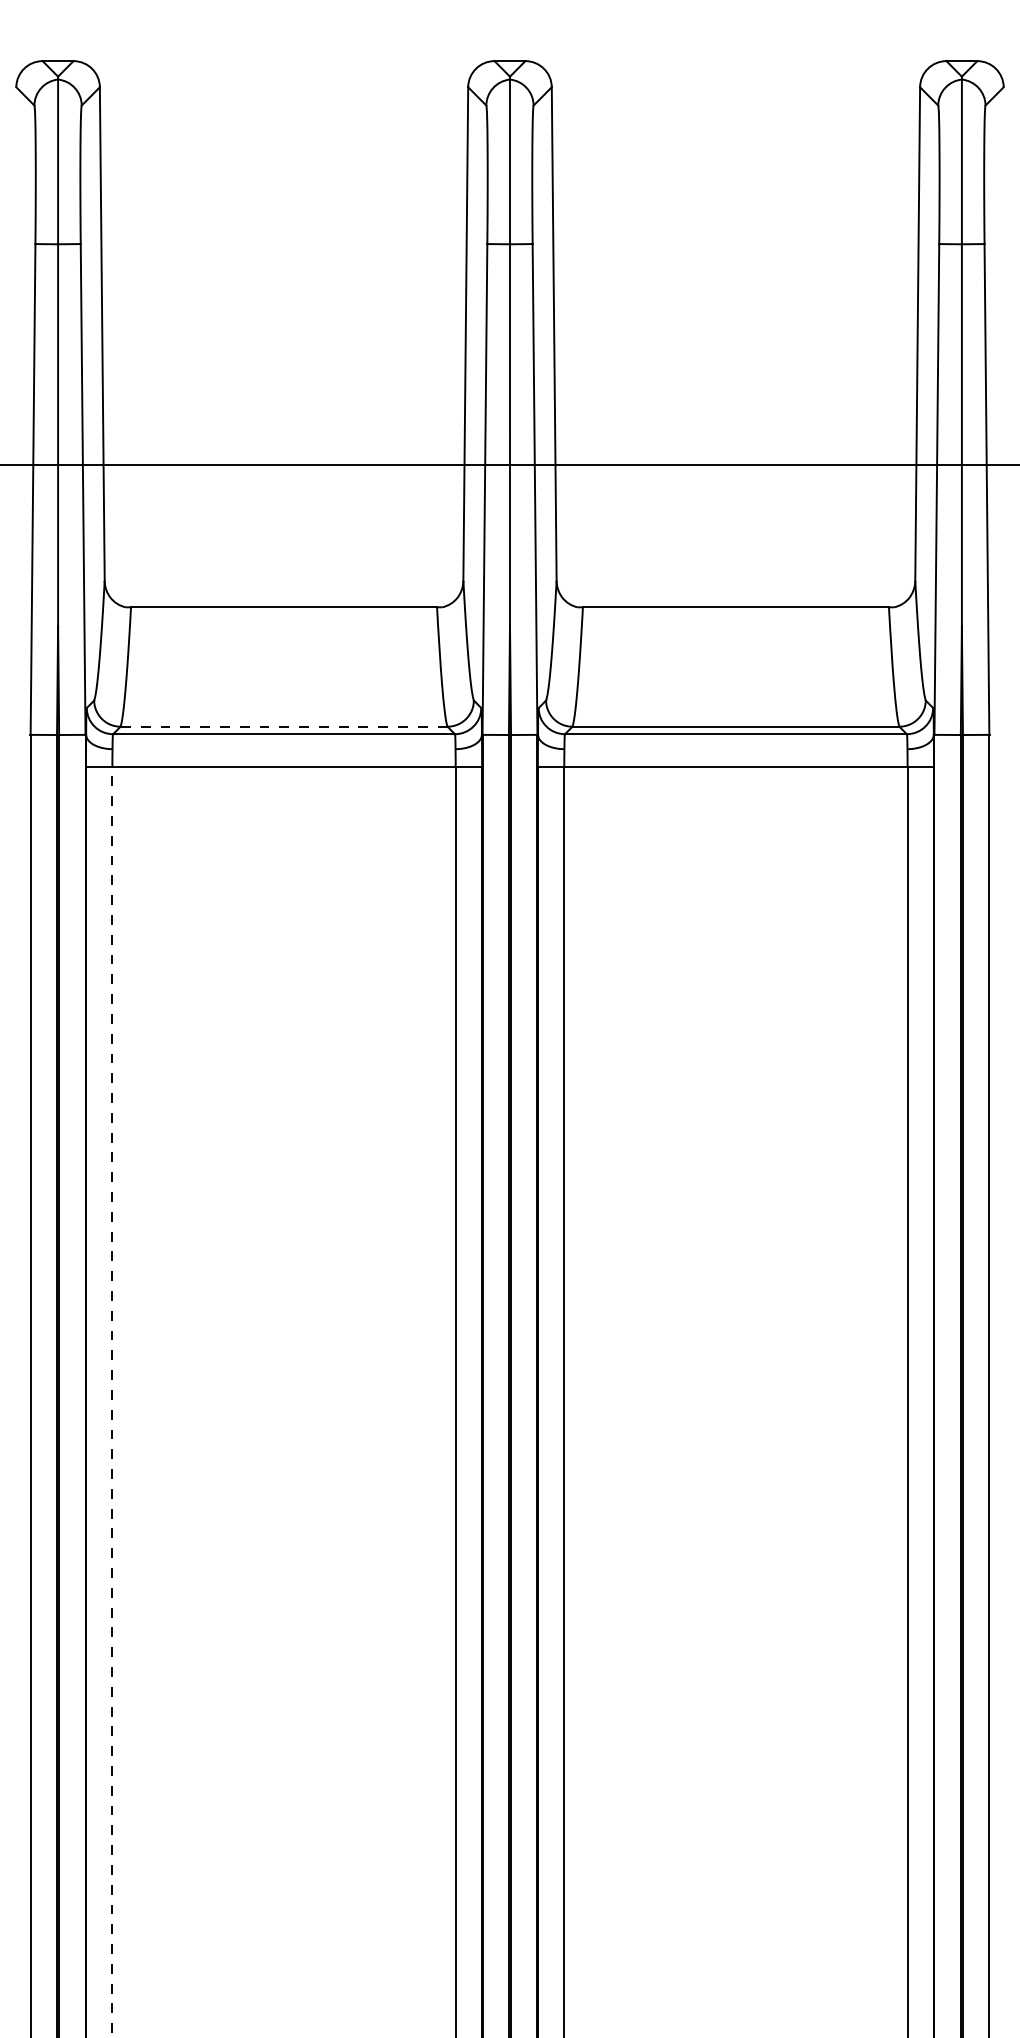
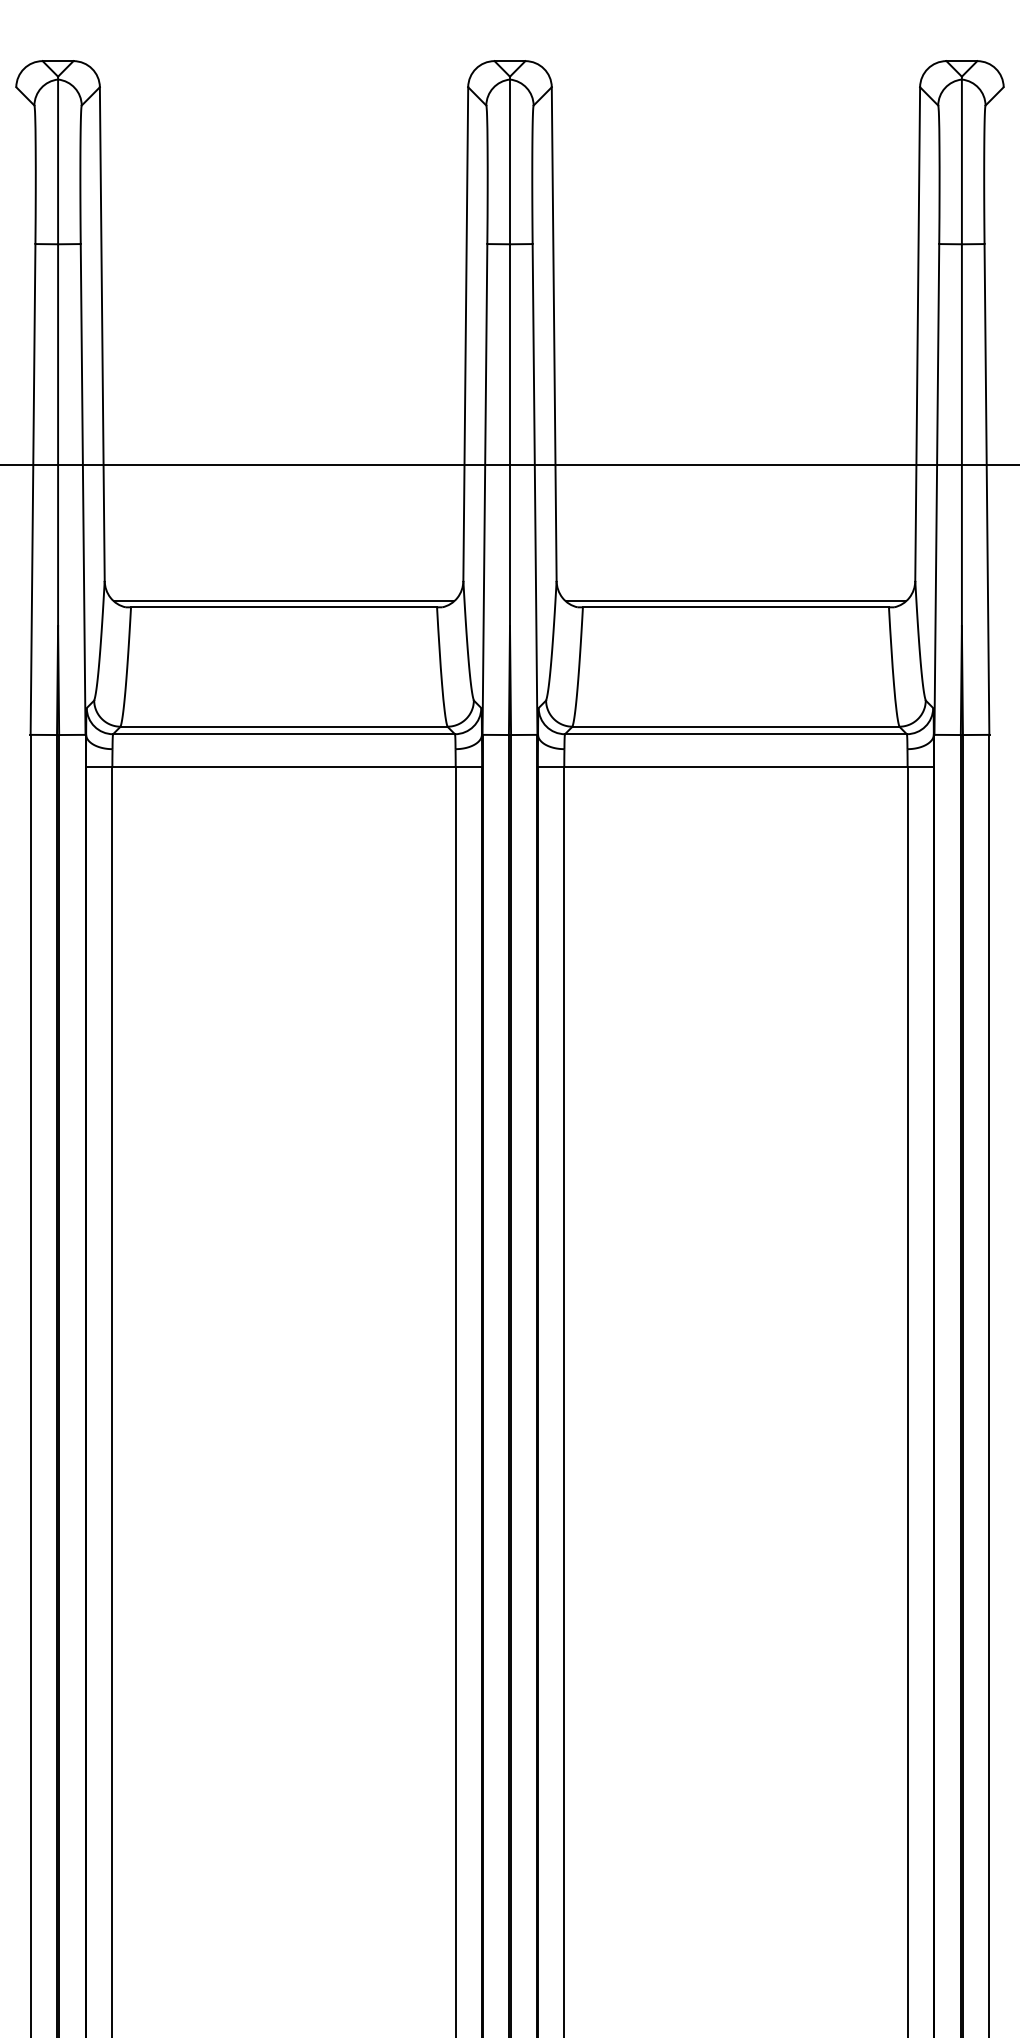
line: none -> present (283, 600)
line: none -> present (735, 600)
line: dashed -> solid (283, 726)
line: dashed -> solid (112, 1402)
